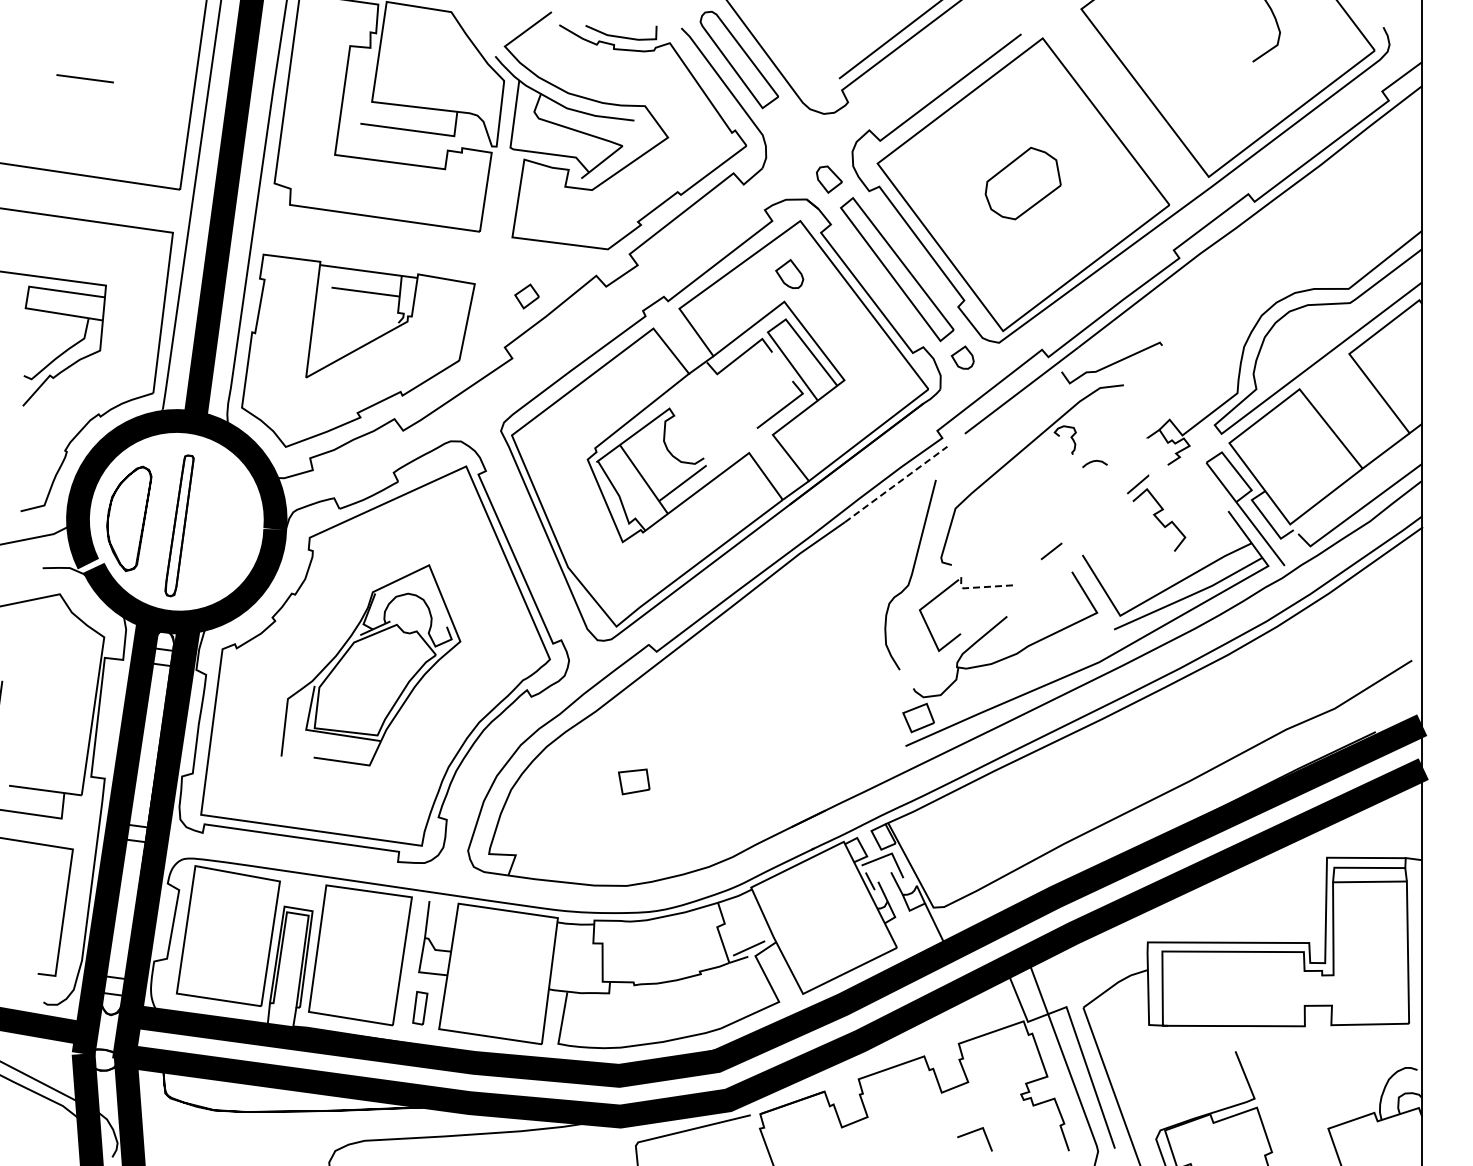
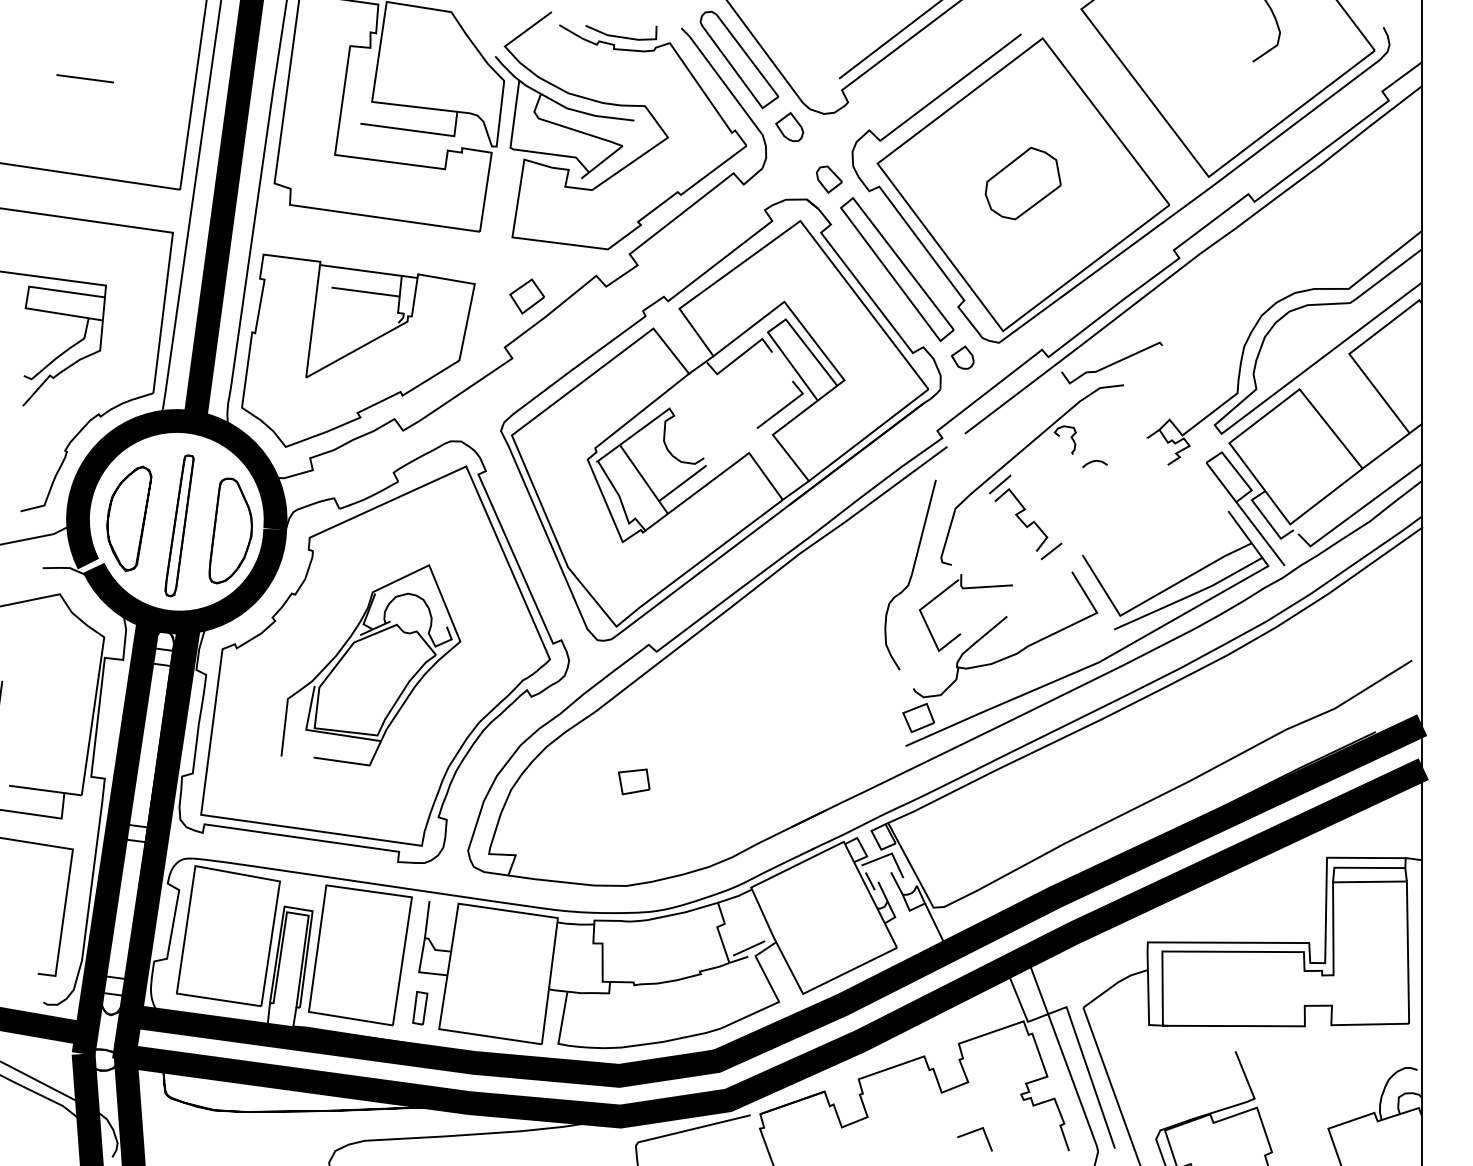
part position: (789, 273) -> (789, 126) (789, 126)
part size: 26x27 px -> 36x37 px (526, 296)
line: dashed -> solid (896, 484)
part position: (1156, 512) -> (1018, 512) (1018, 512)
part: none -> present (230, 530)
line: dashed -> solid (978, 587)
